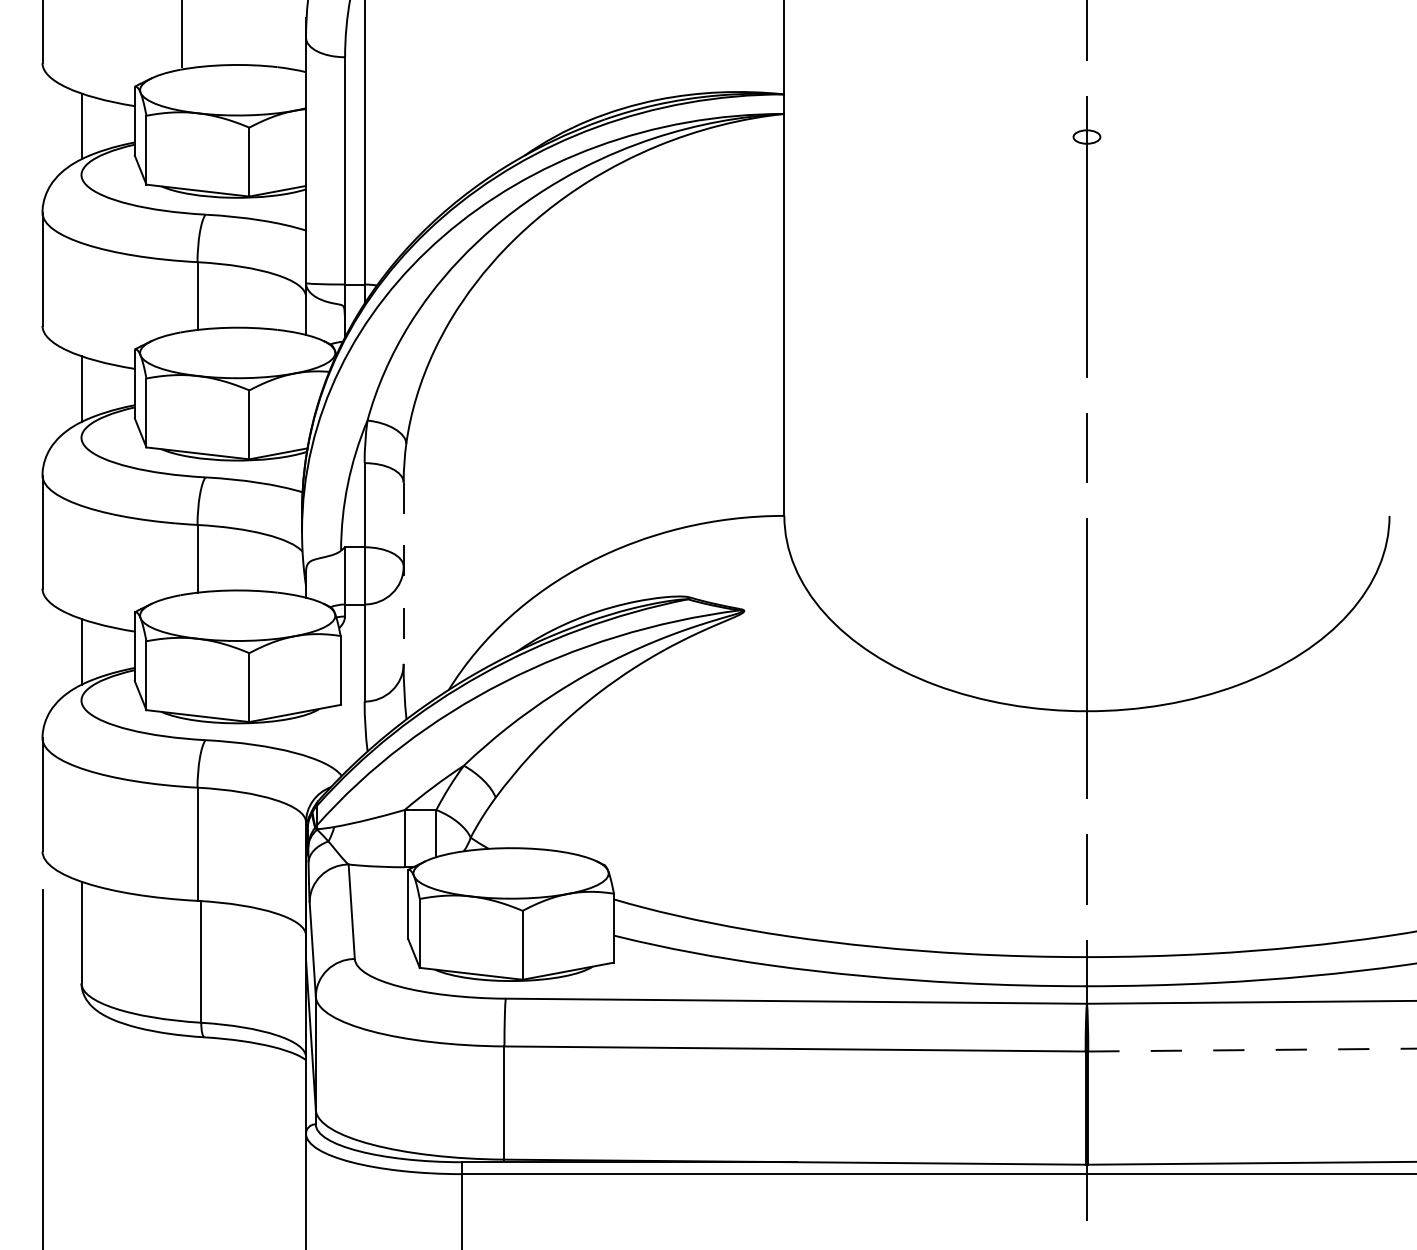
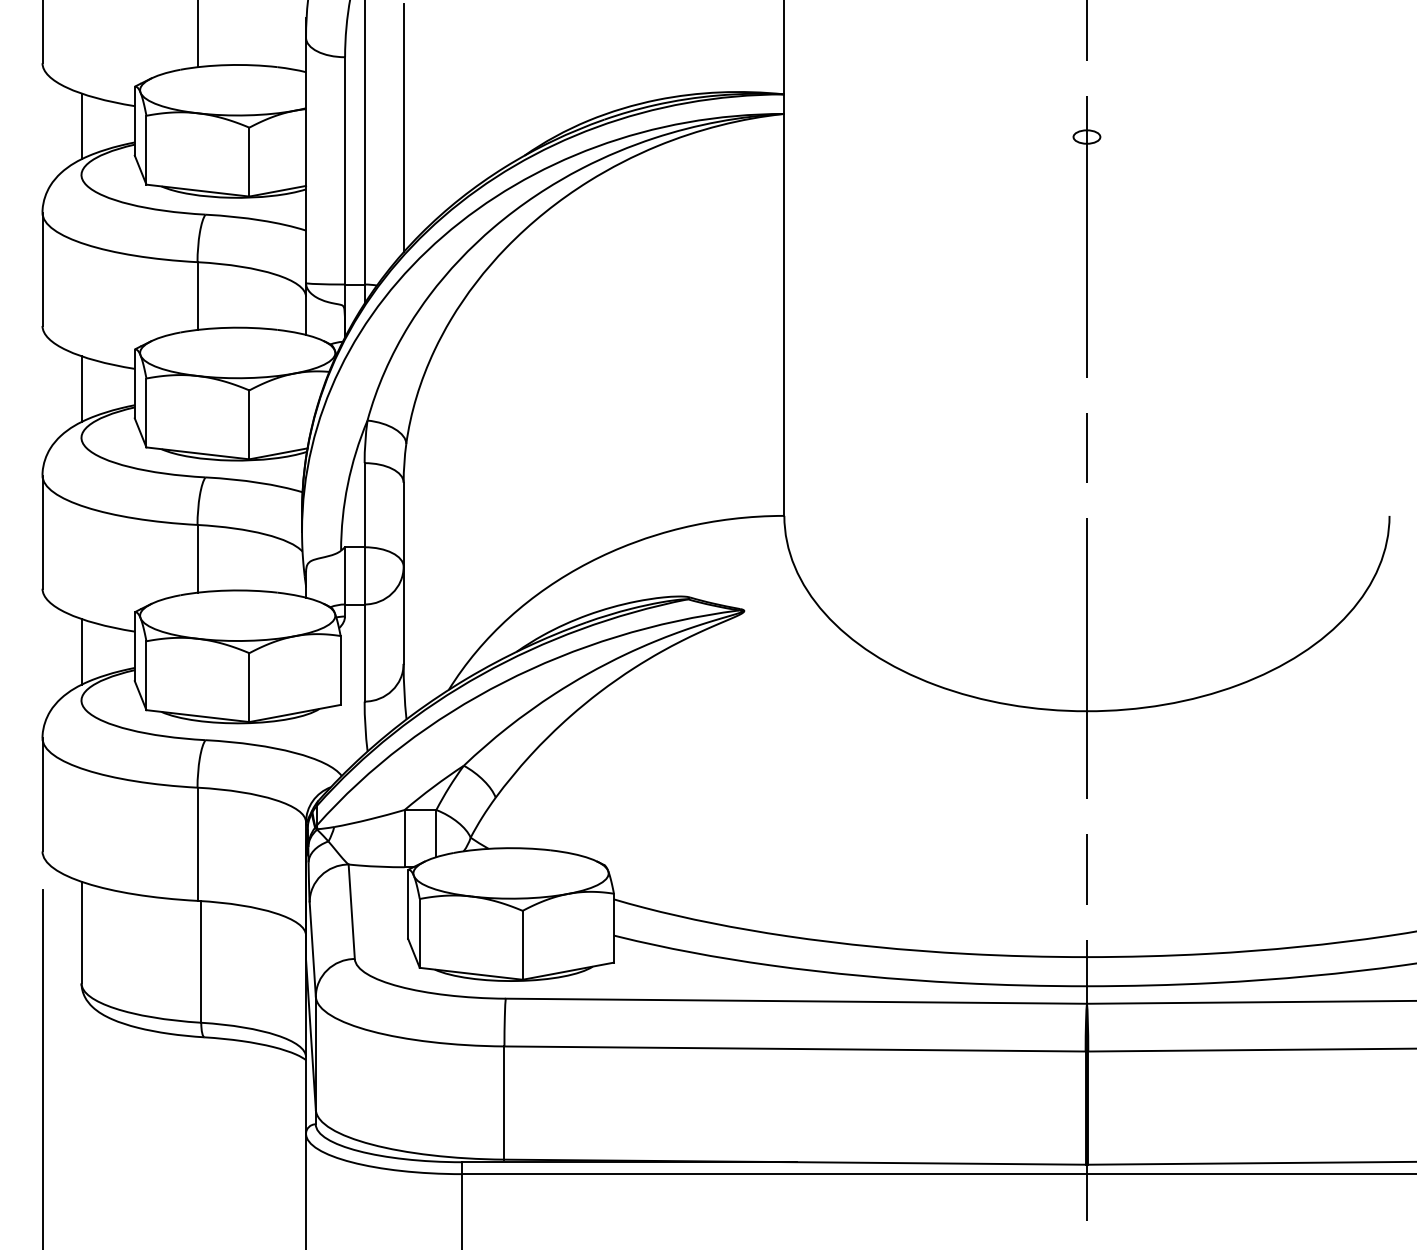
line position: (181, 34) -> (197, 34) (197, 34)
line: none -> present (403, 128)
line: dashed -> solid (403, 573)
line: dashed -> solid (1253, 1050)
